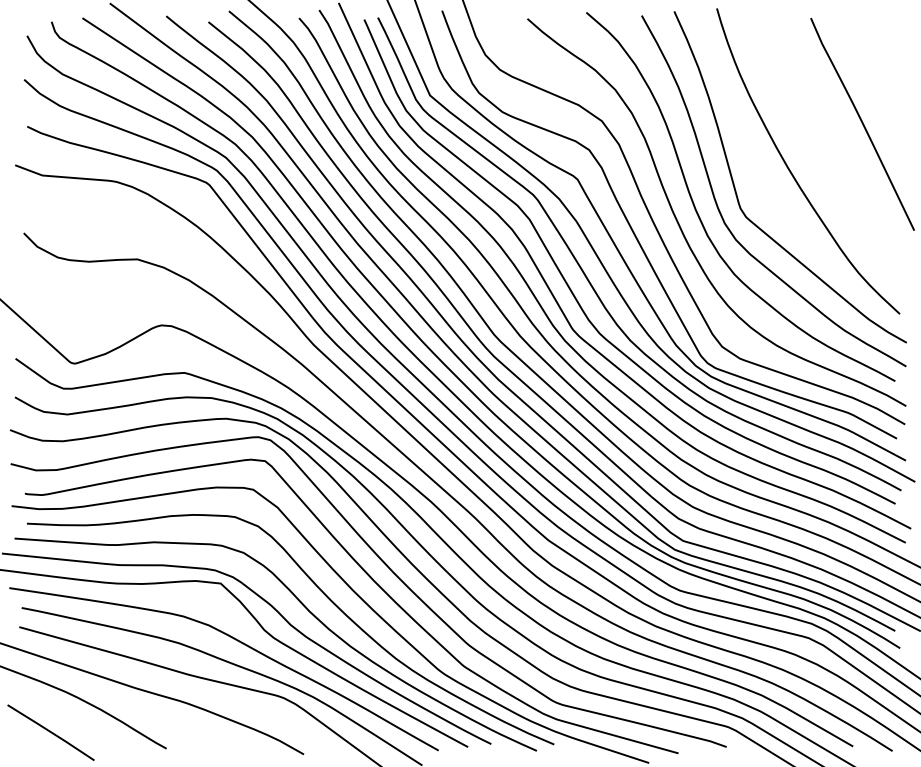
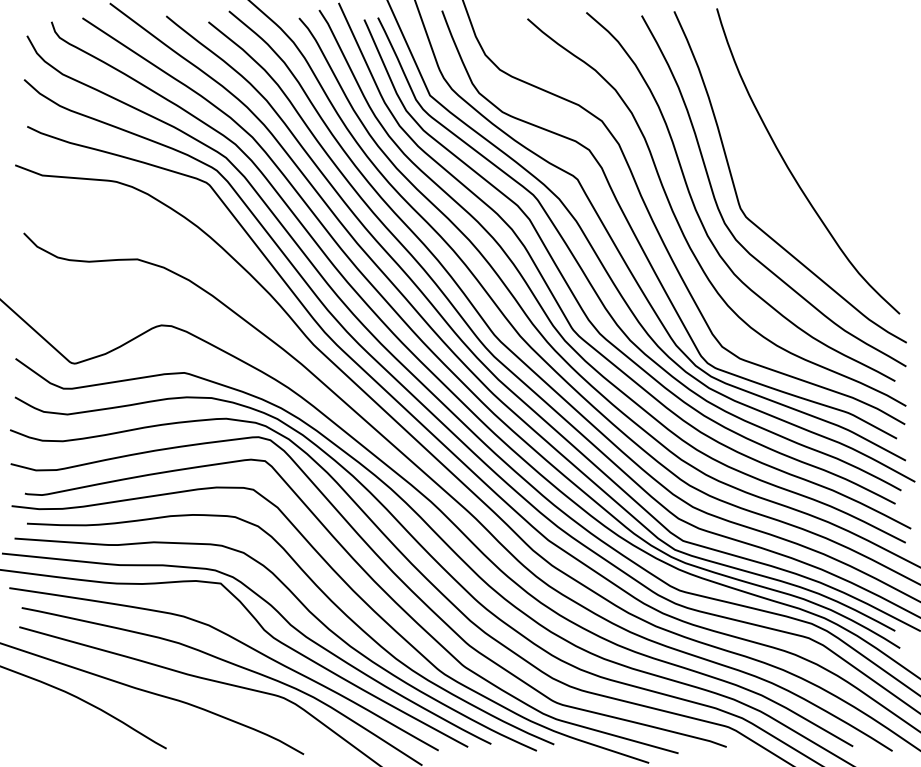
curve: present -> none (862, 124)
line: present -> none (50, 732)
